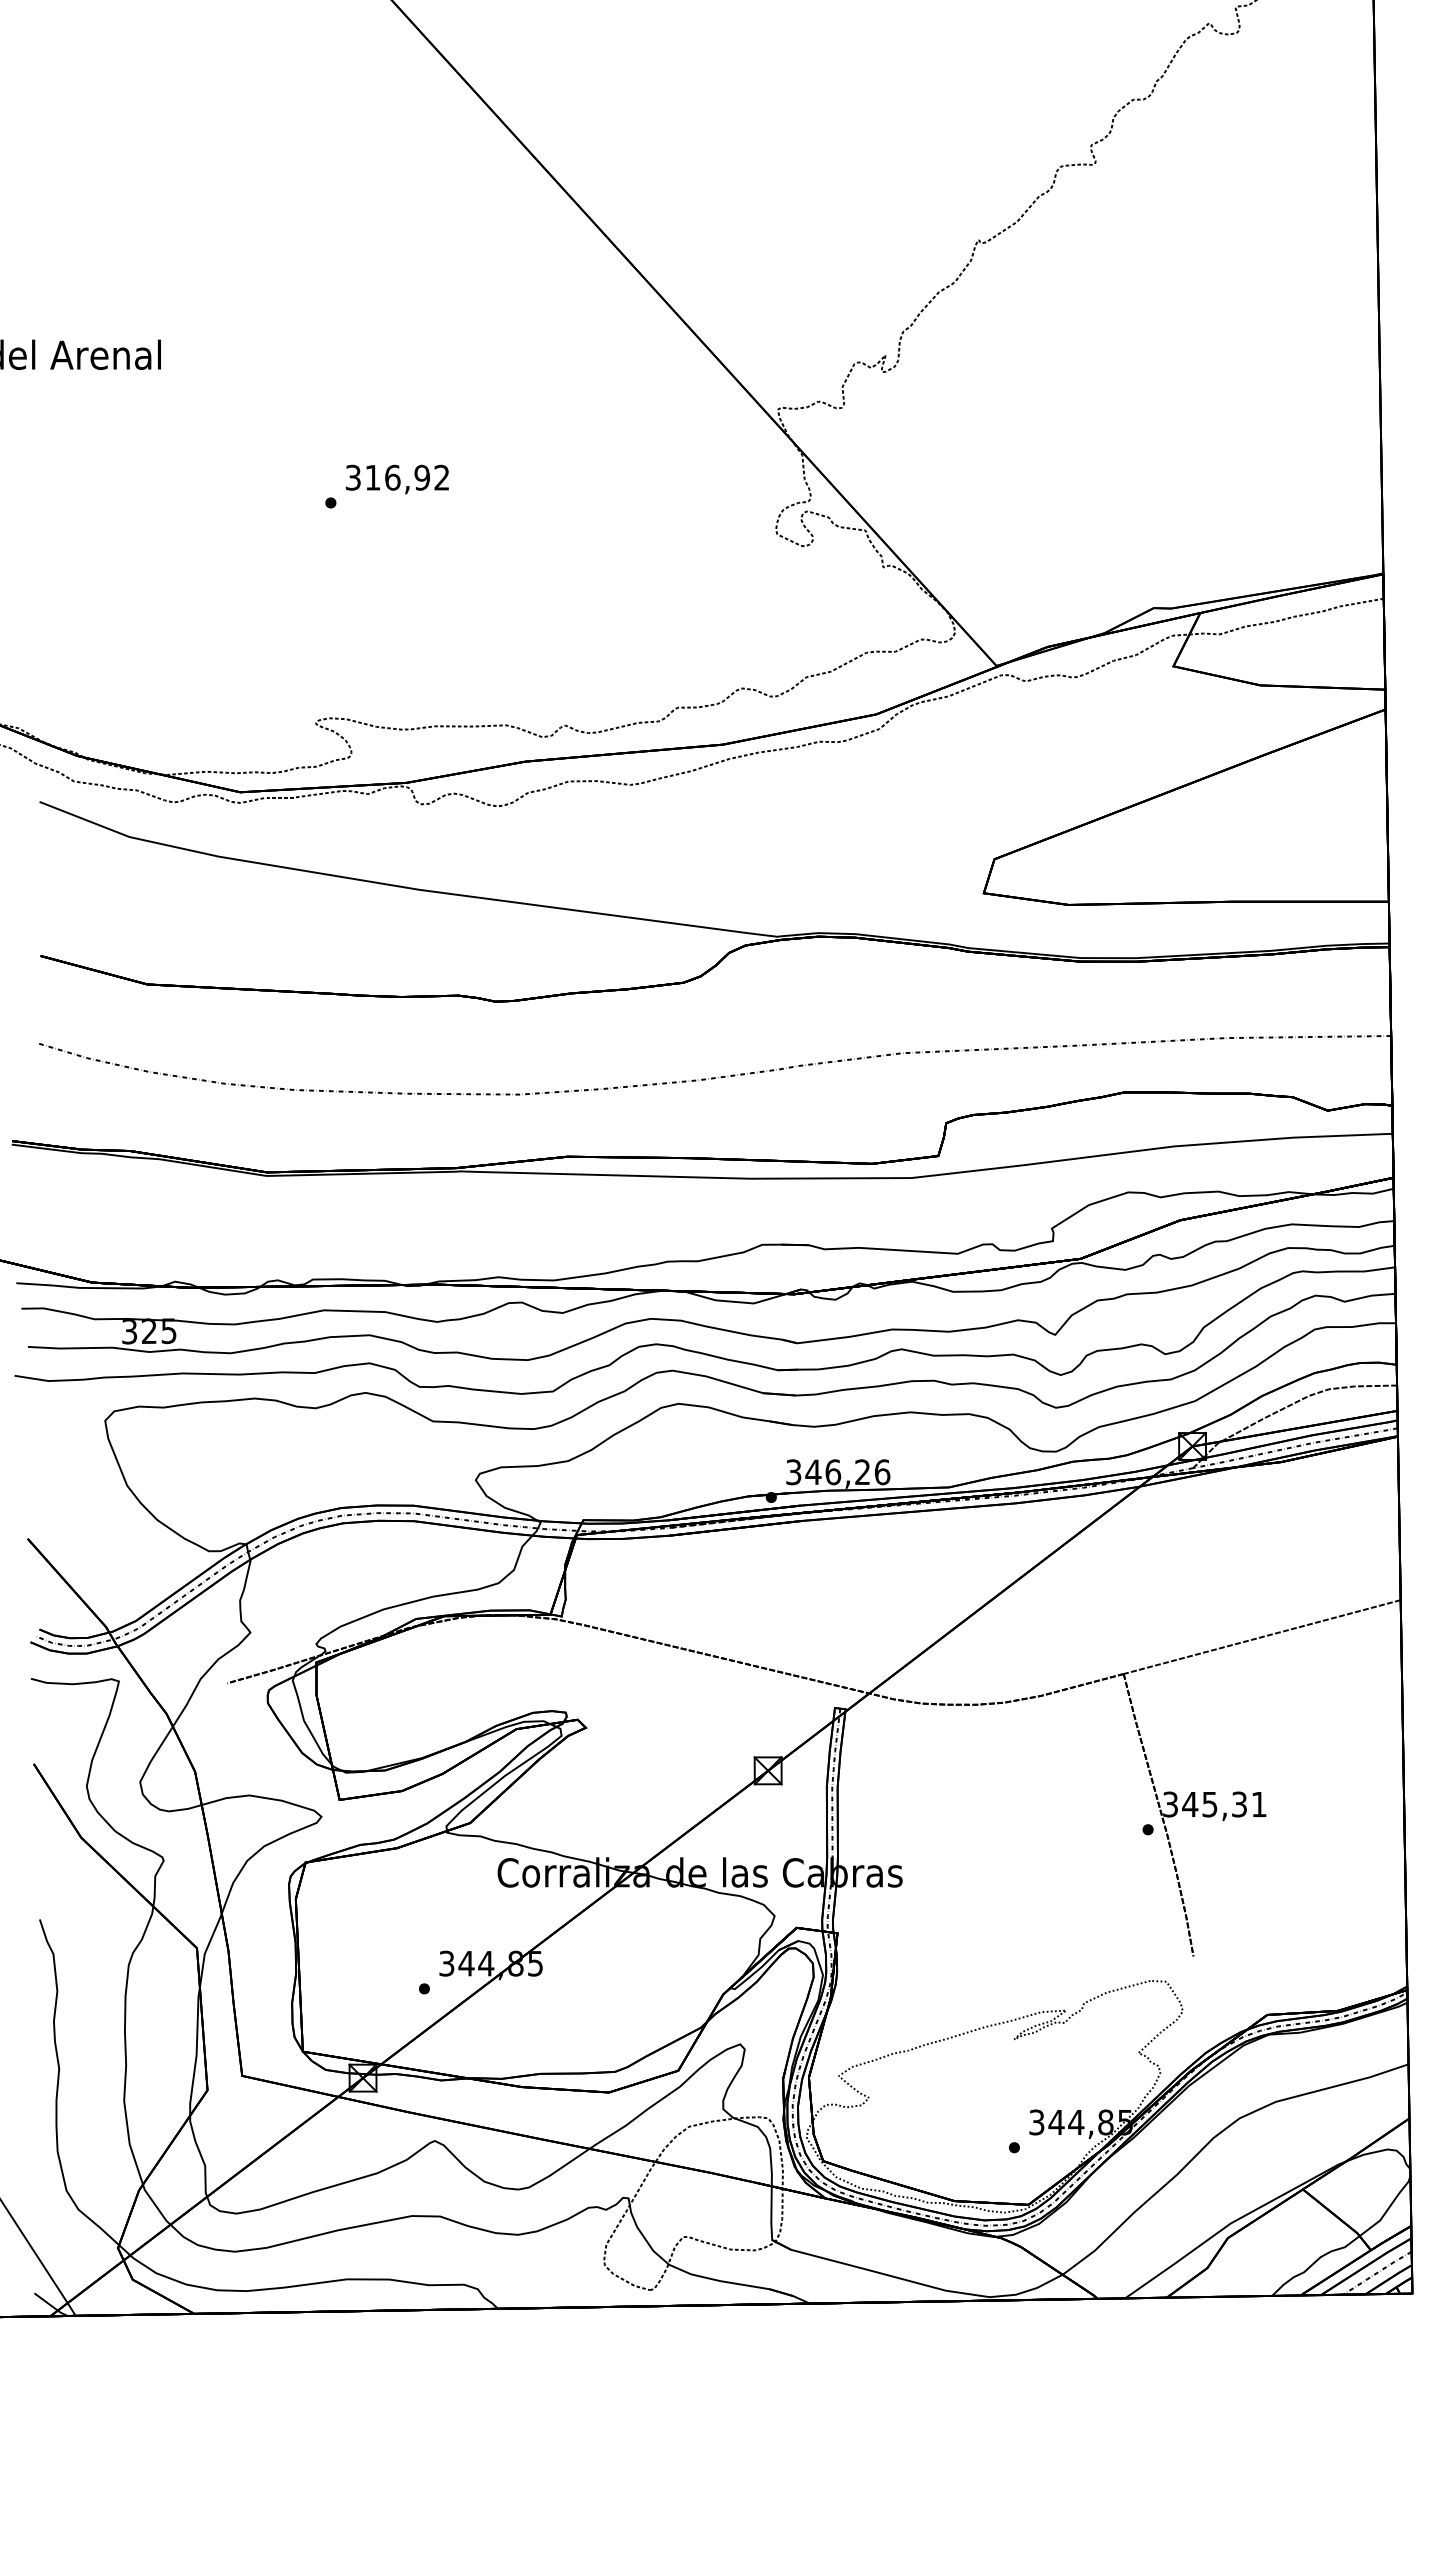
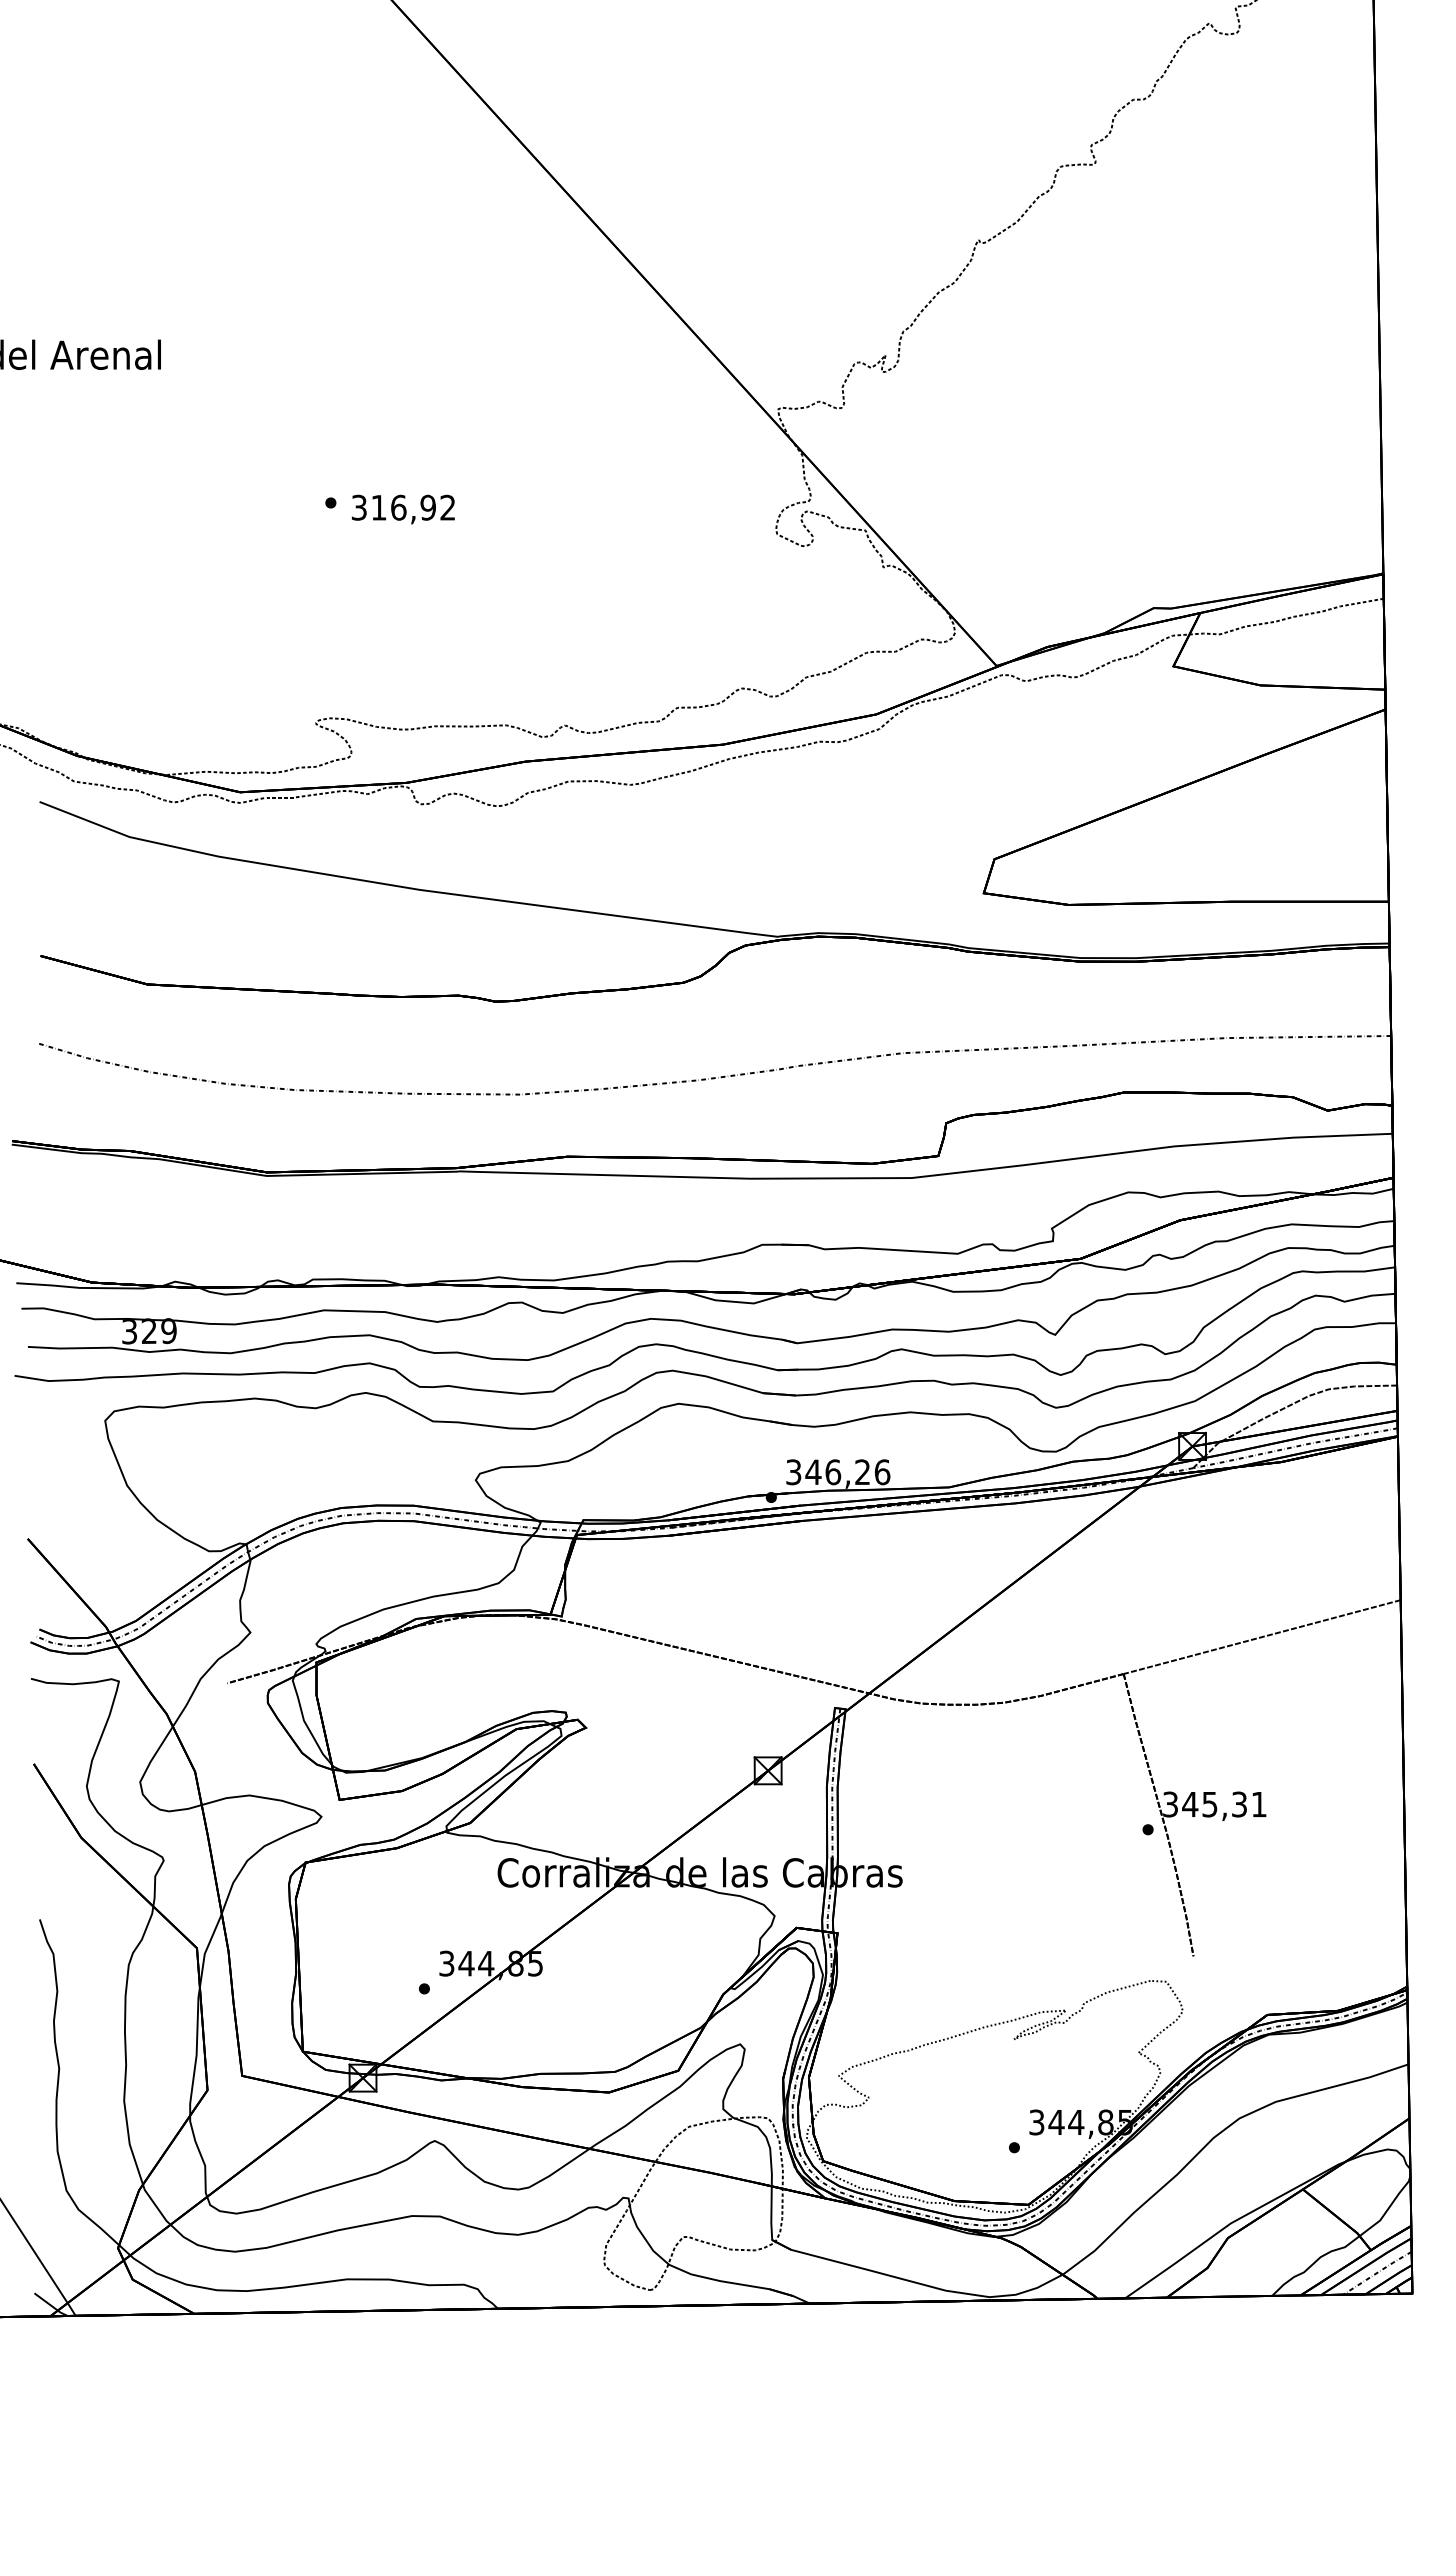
text position: (397, 479) -> (403, 509) (403, 509)
text: 325 -> 329 (168, 1330)
